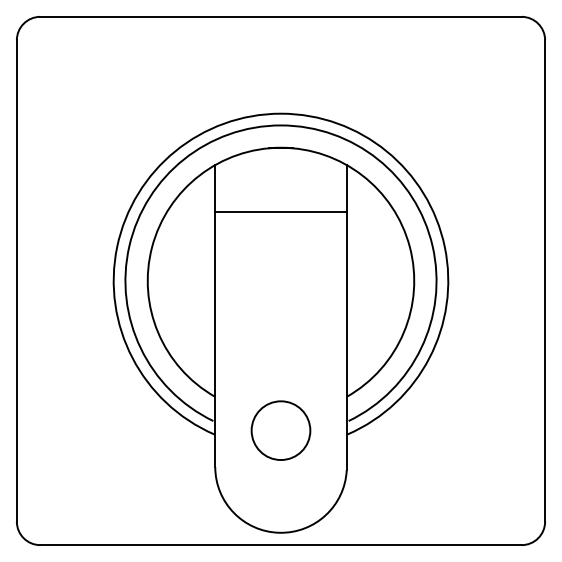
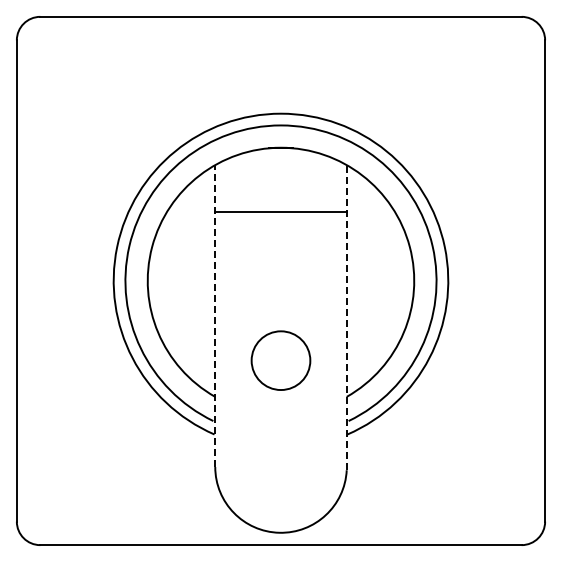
line: solid -> dashed (215, 316)
line: solid -> dashed (346, 317)
circle position: (280, 430) -> (280, 360) (280, 360)
